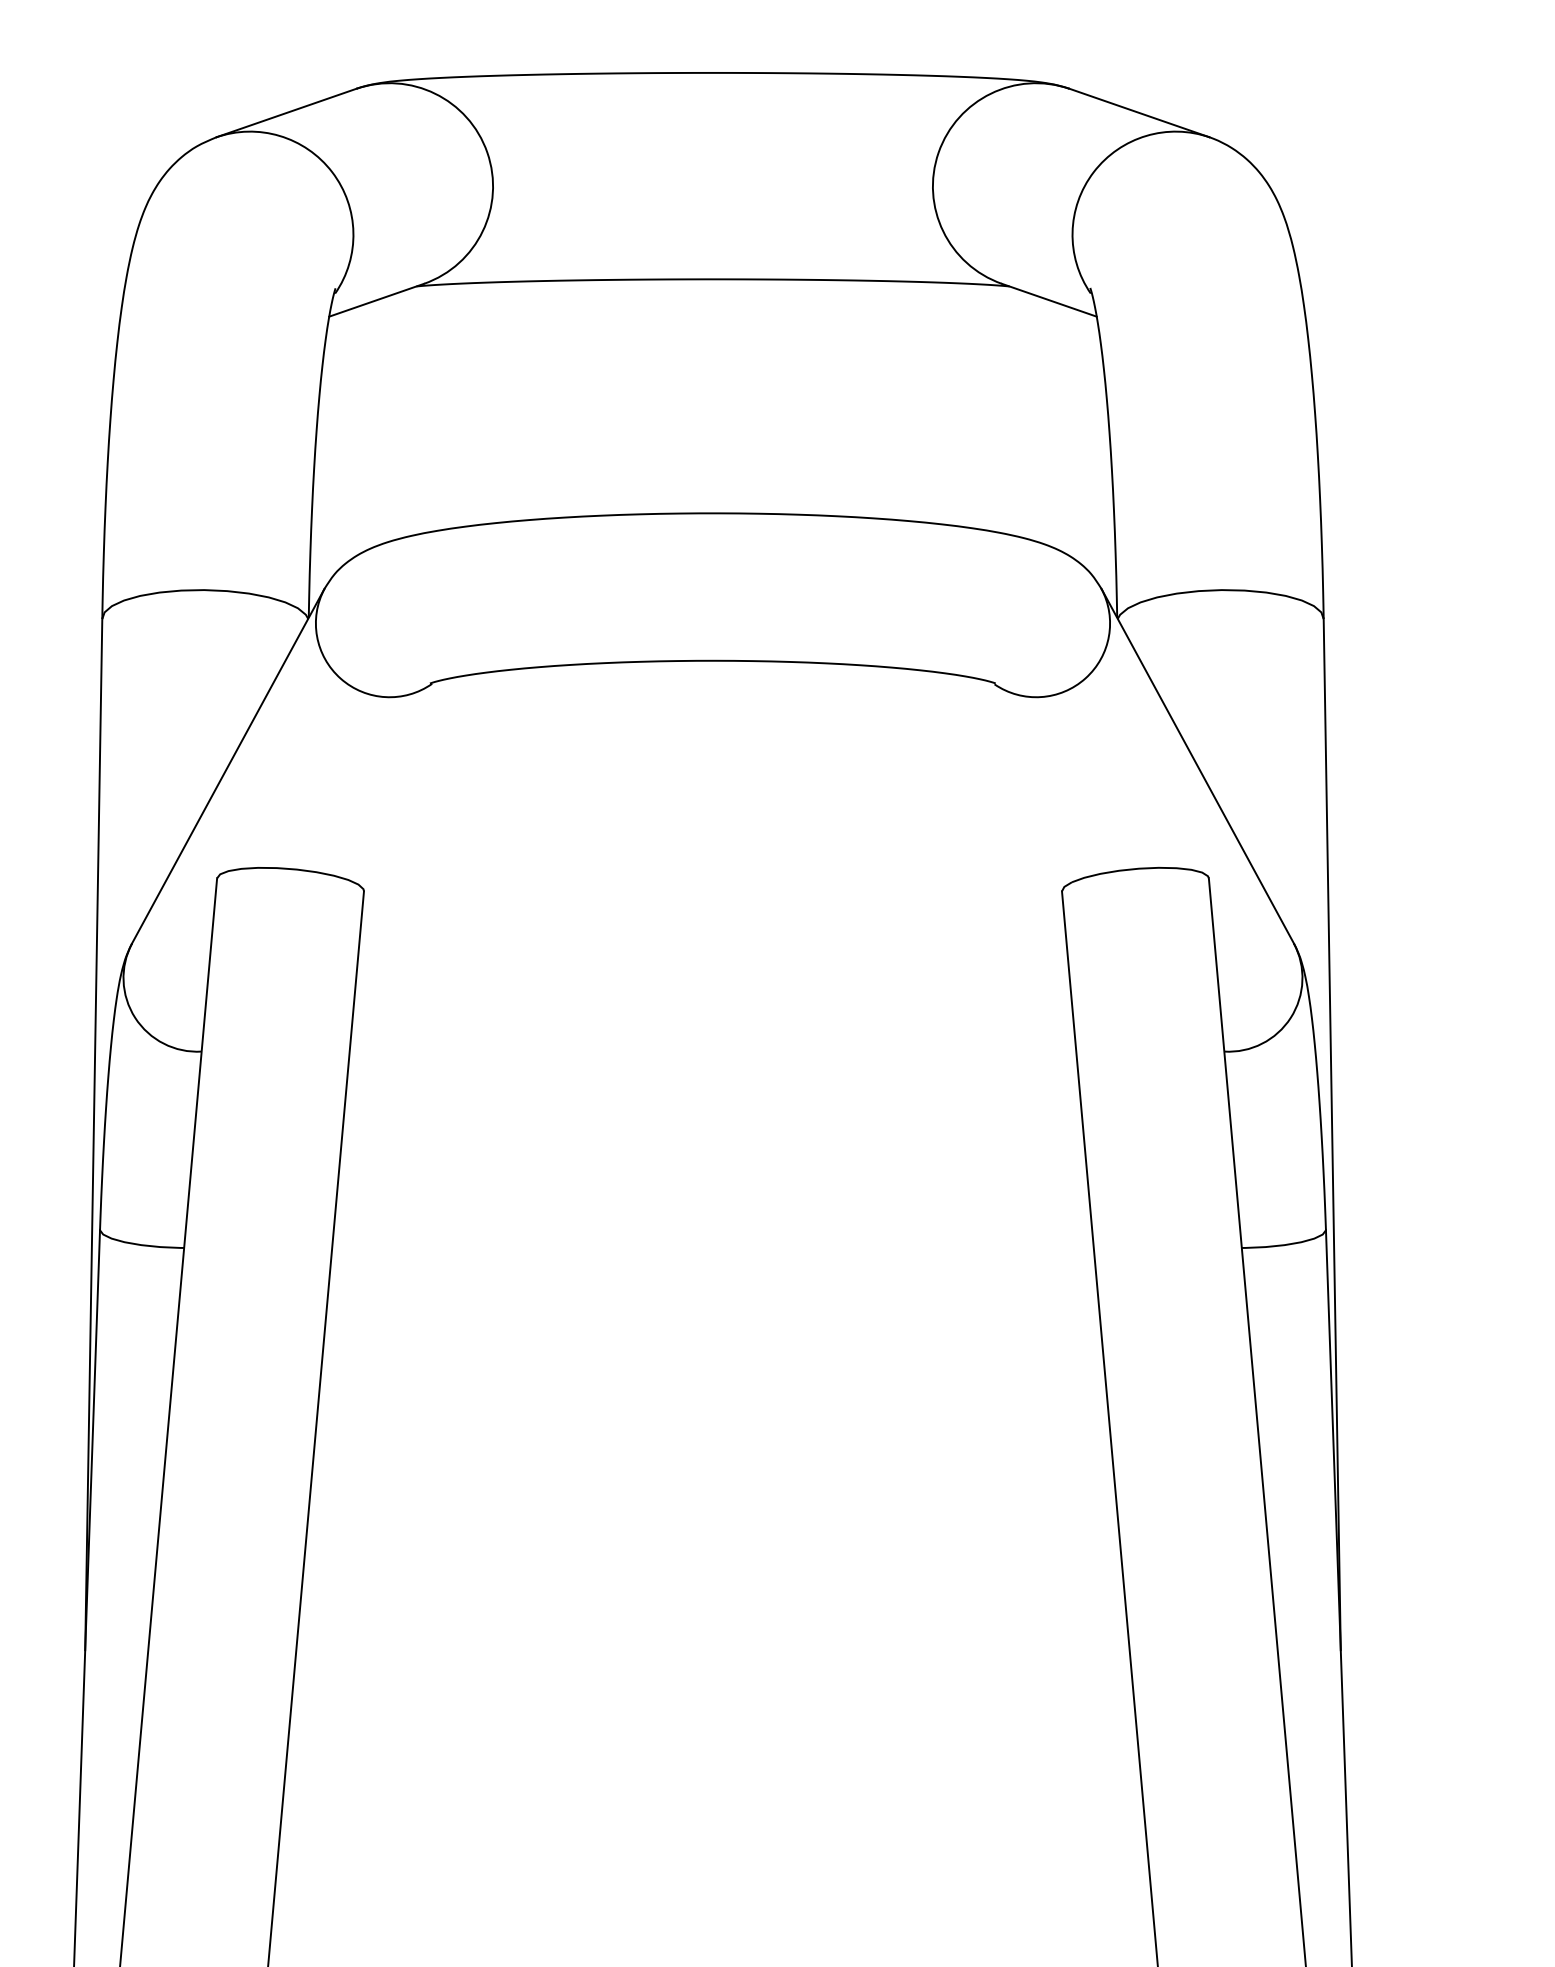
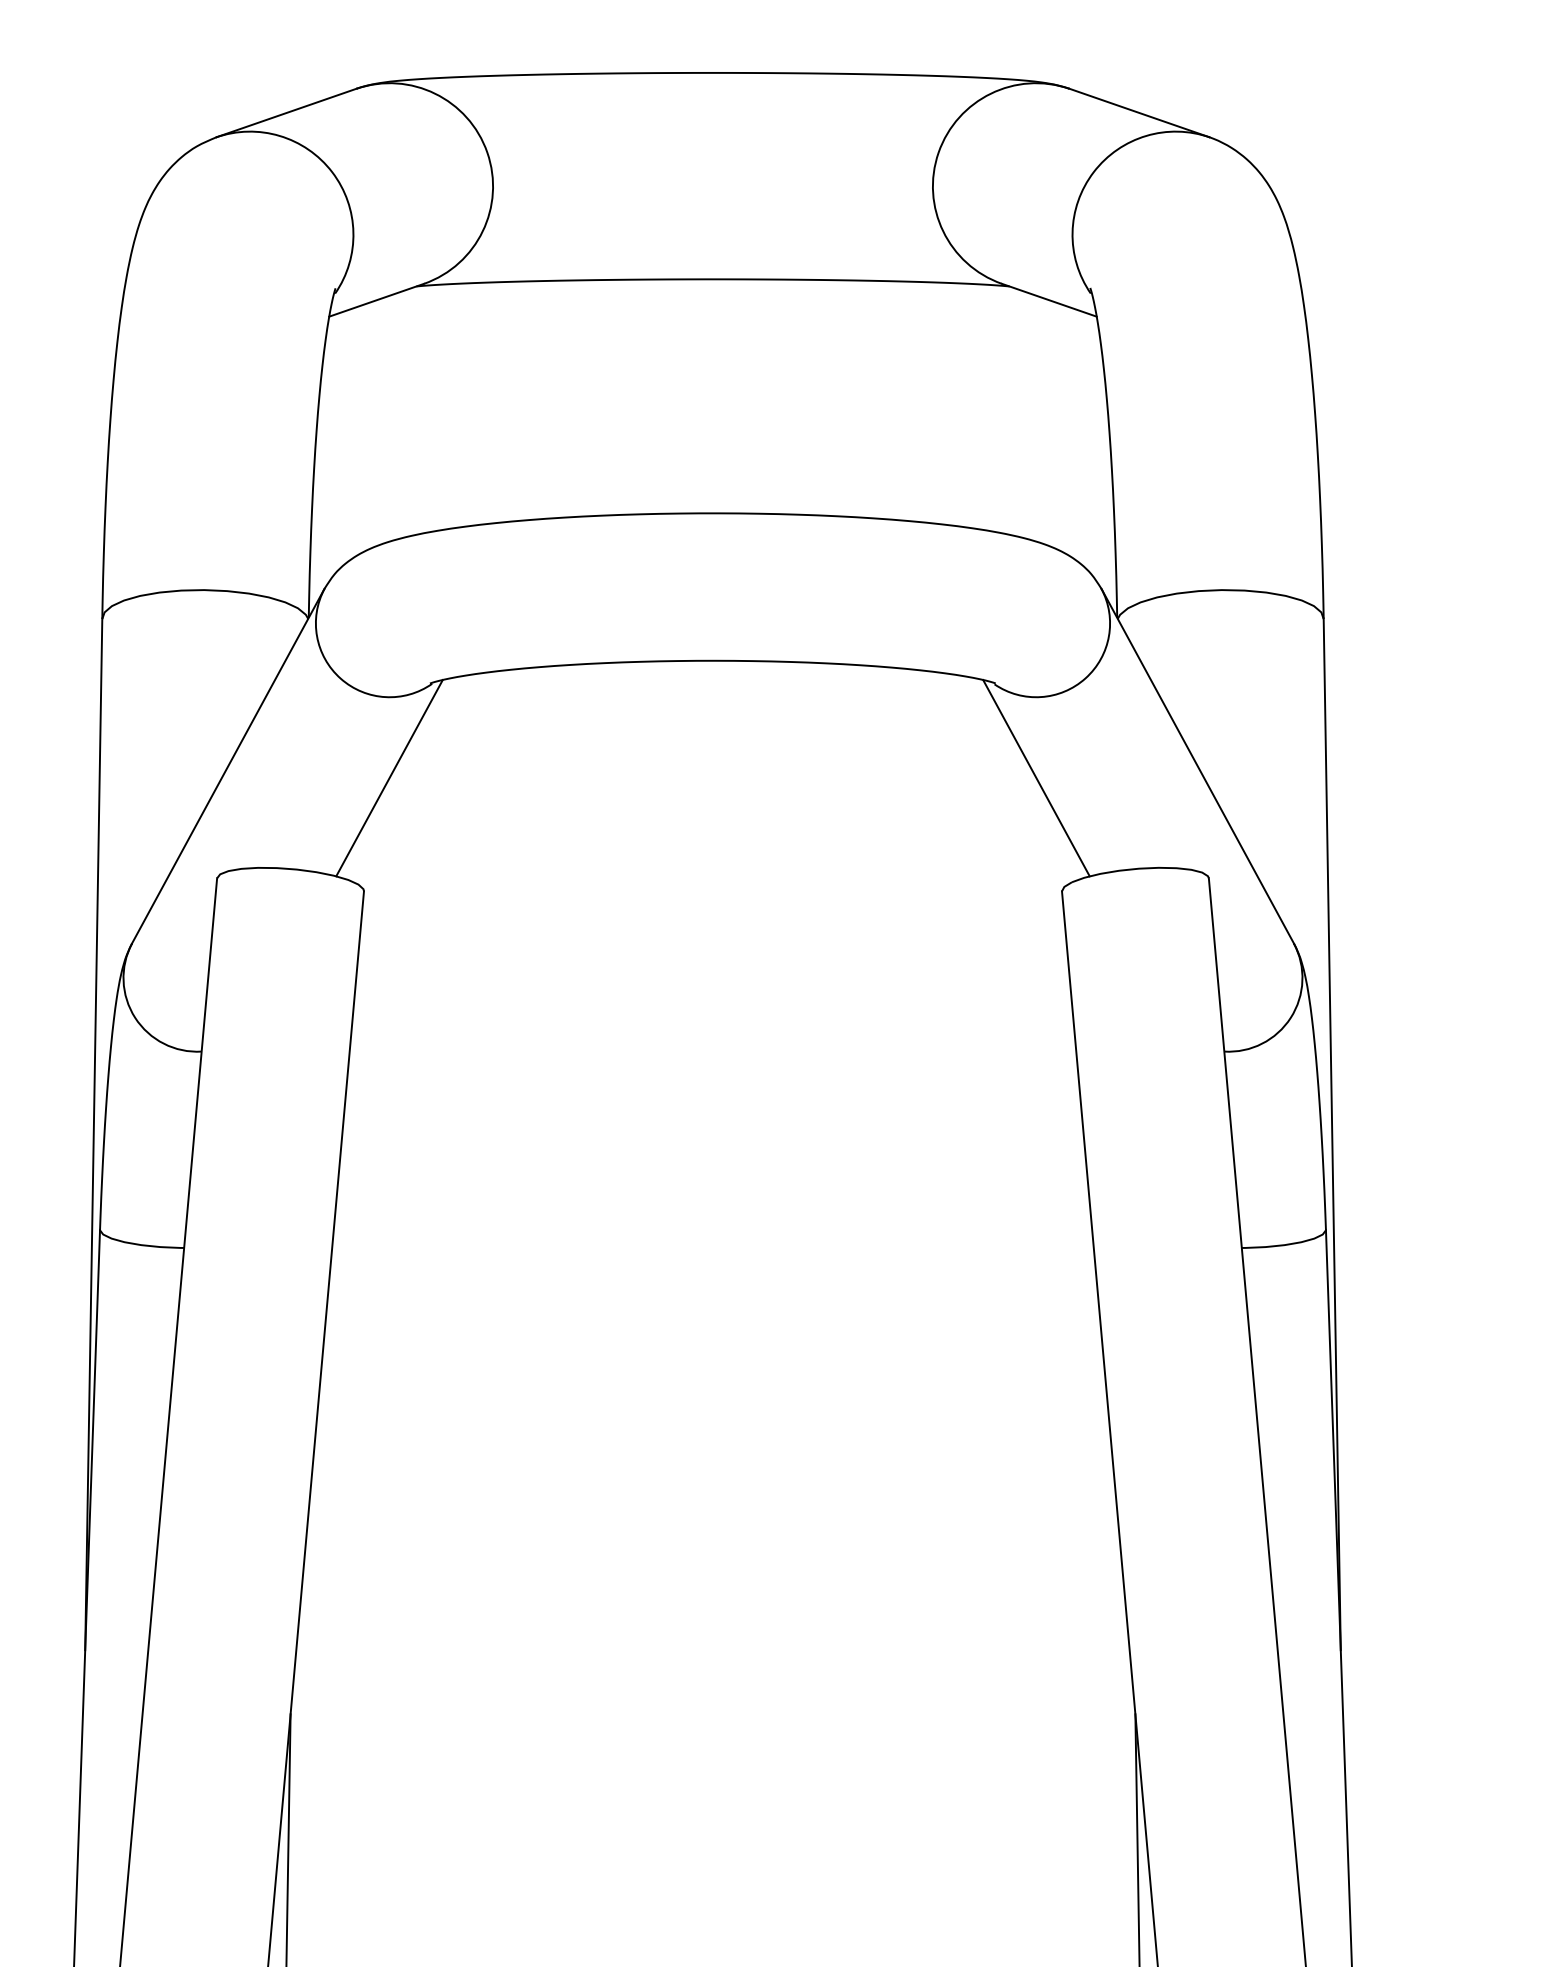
line: none -> present (389, 778)
line: none -> present (1036, 778)
line: none -> present (288, 1838)
line: none -> present (1137, 1838)
